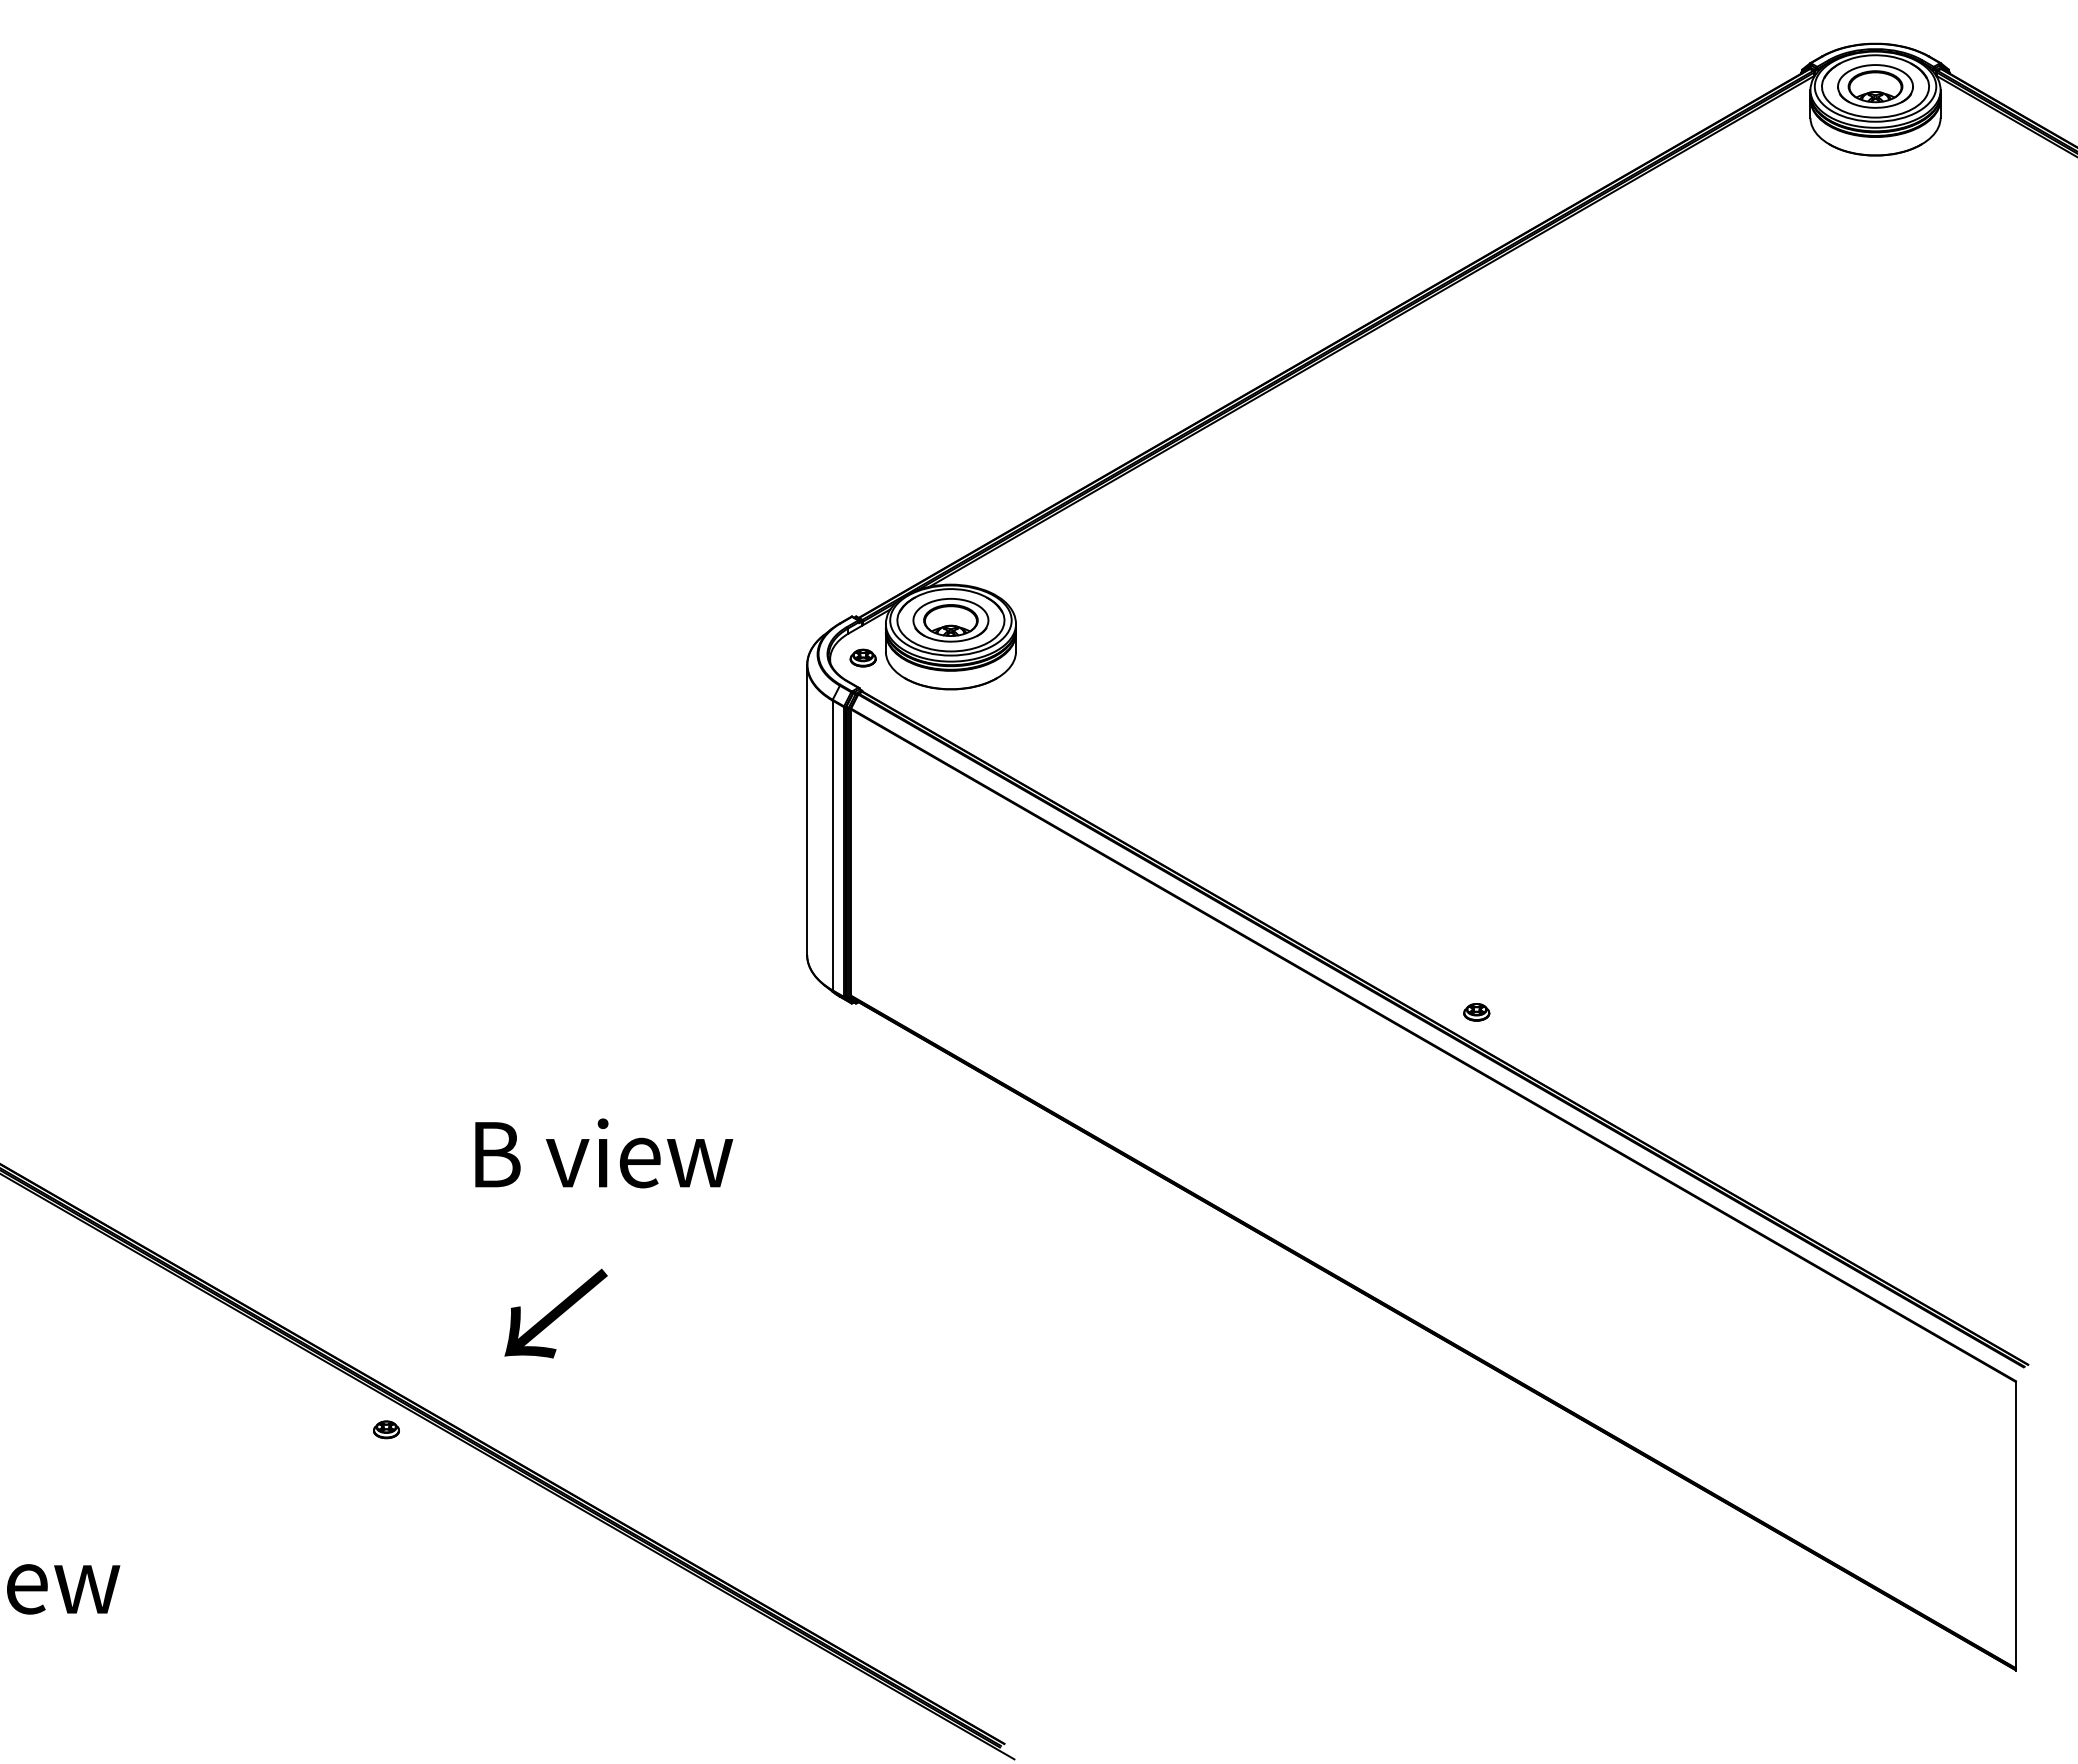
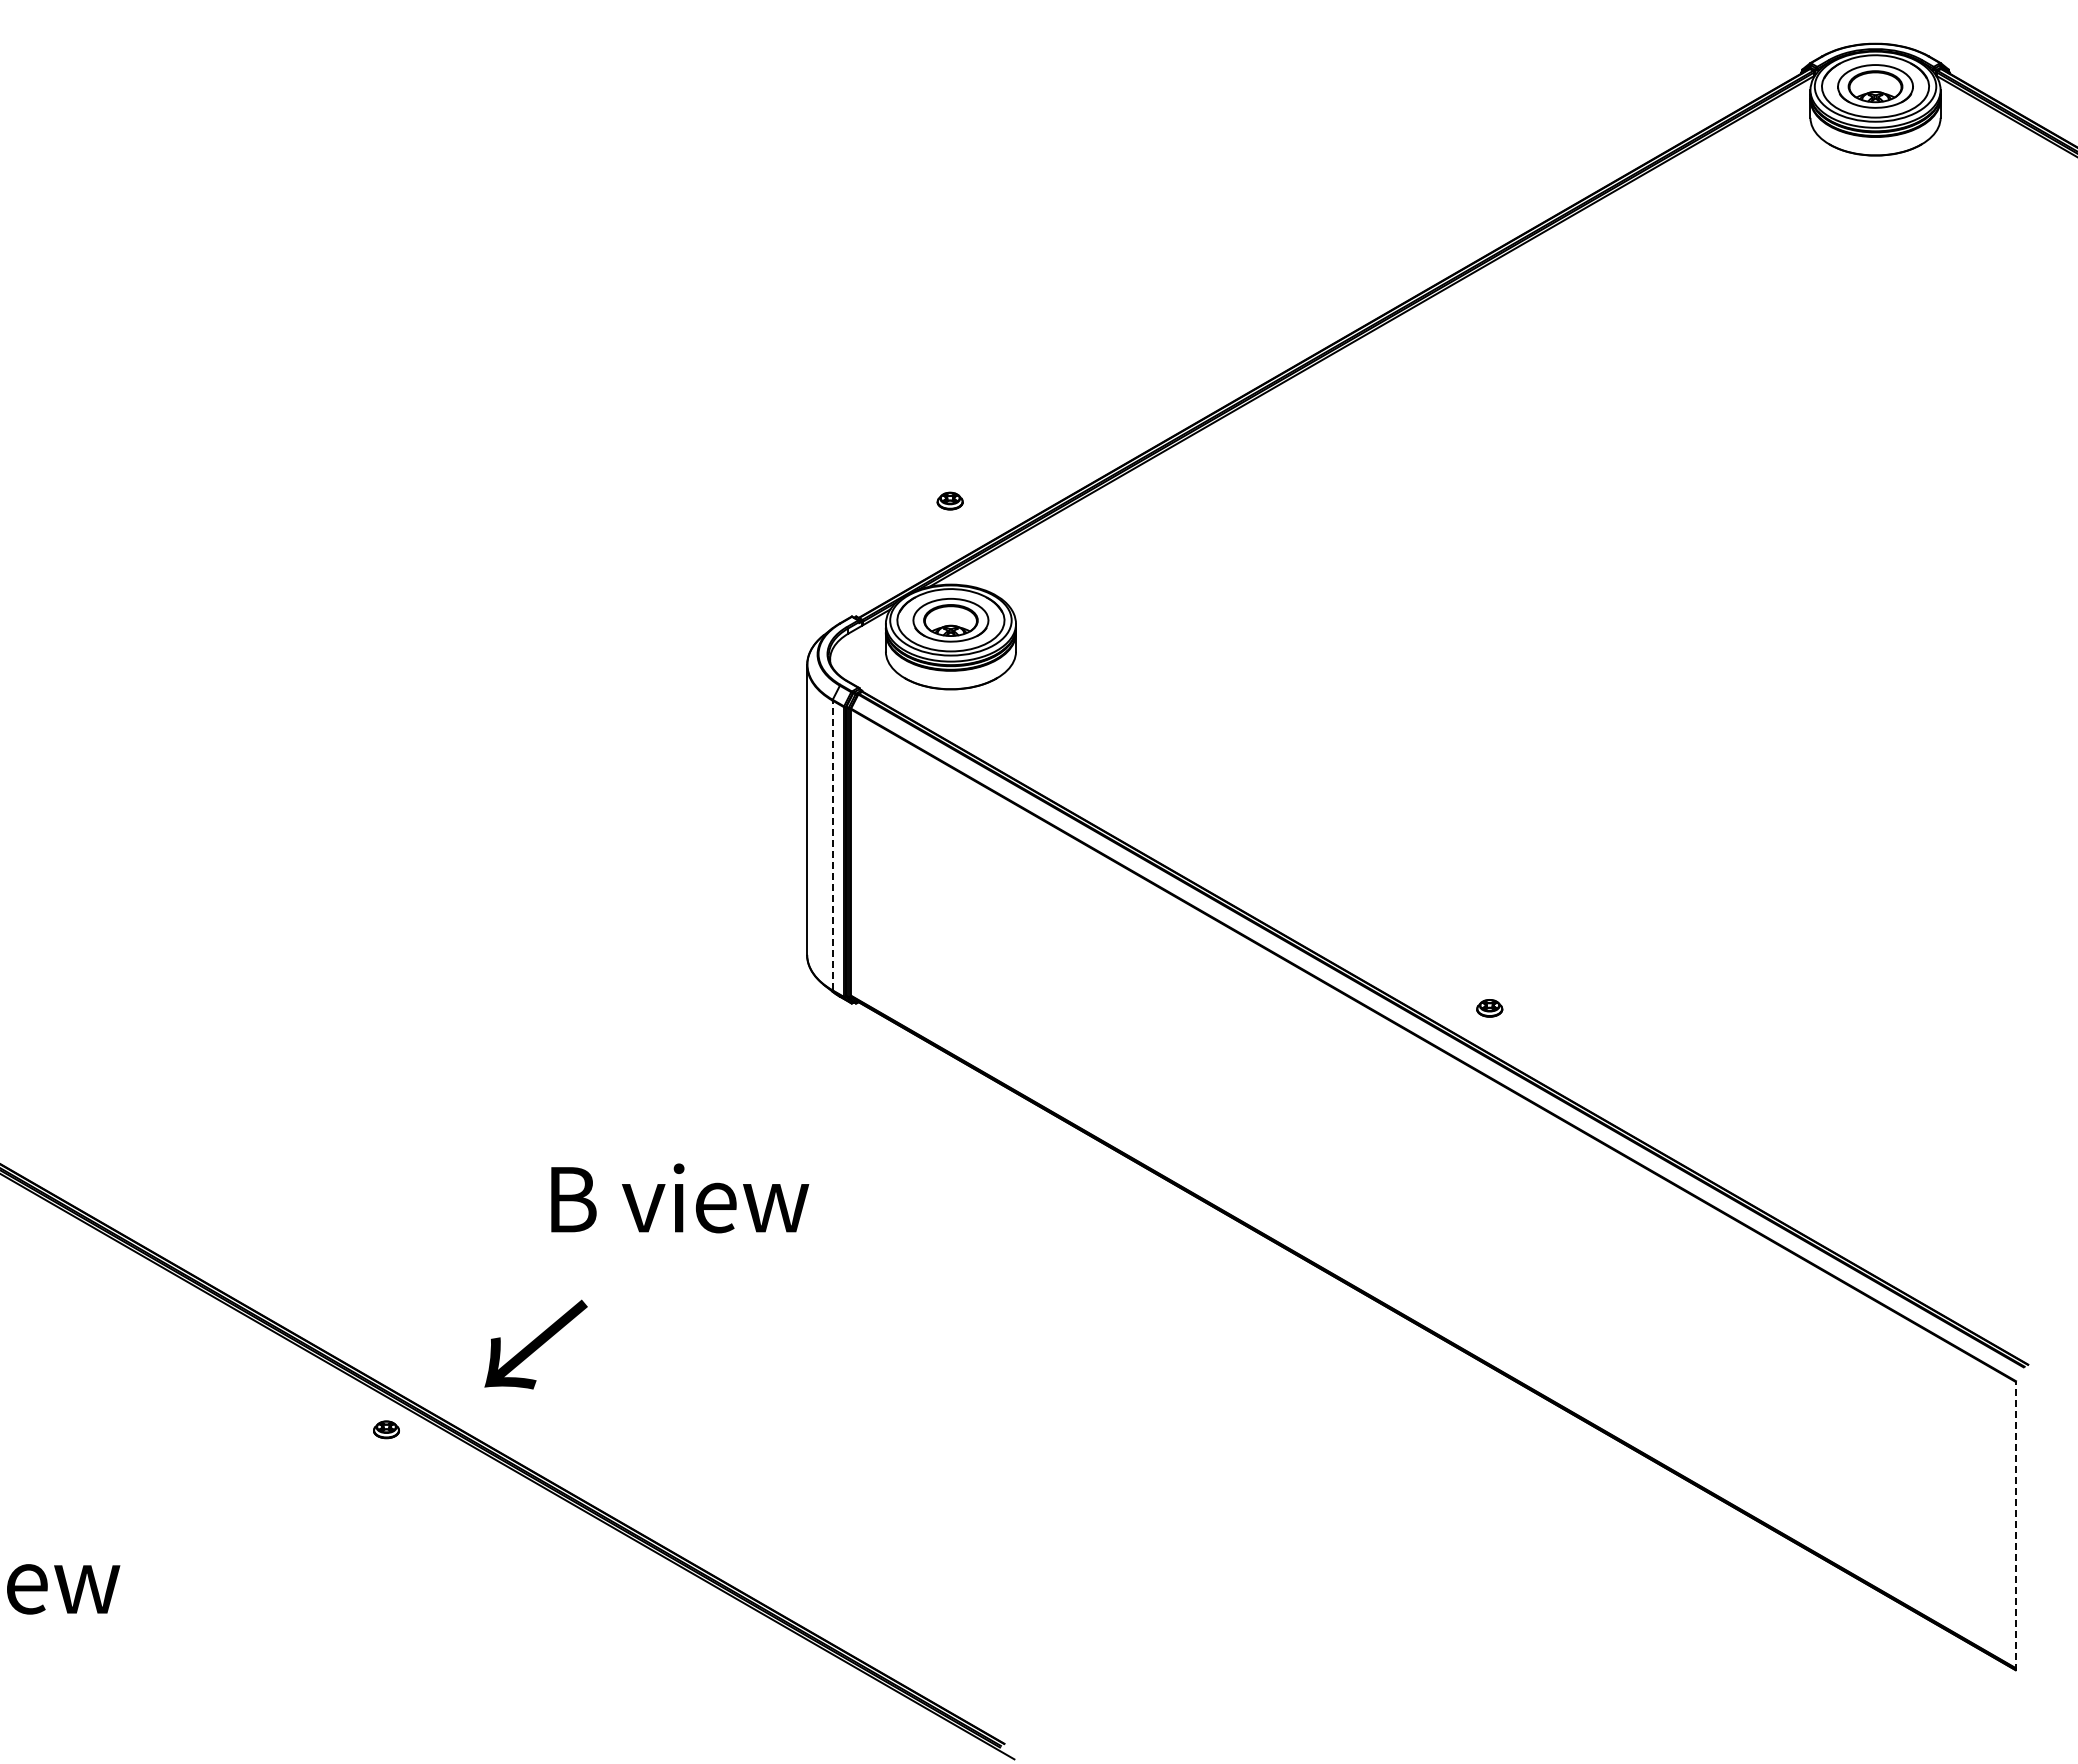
part position: (862, 657) -> (949, 500) (949, 500)
line: solid -> dashed (832, 845)
part position: (1476, 1012) -> (1489, 1008) (1489, 1008)
text position: (604, 1153) -> (680, 1198) (680, 1198)
text position: (555, 1313) -> (535, 1344) (535, 1344)
line: solid -> dashed (2015, 1525)
